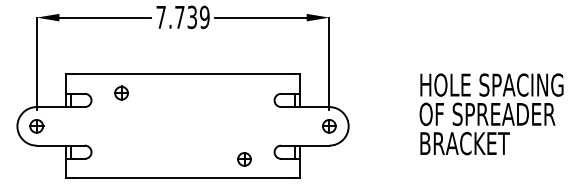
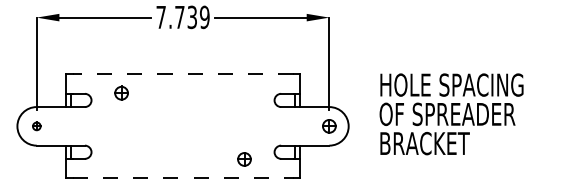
line: solid -> dashed (183, 74)
text position: (491, 114) -> (451, 114) (451, 114)
part size: 16x15 px -> 10x11 px (36, 126)
line: solid -> dashed (183, 178)
